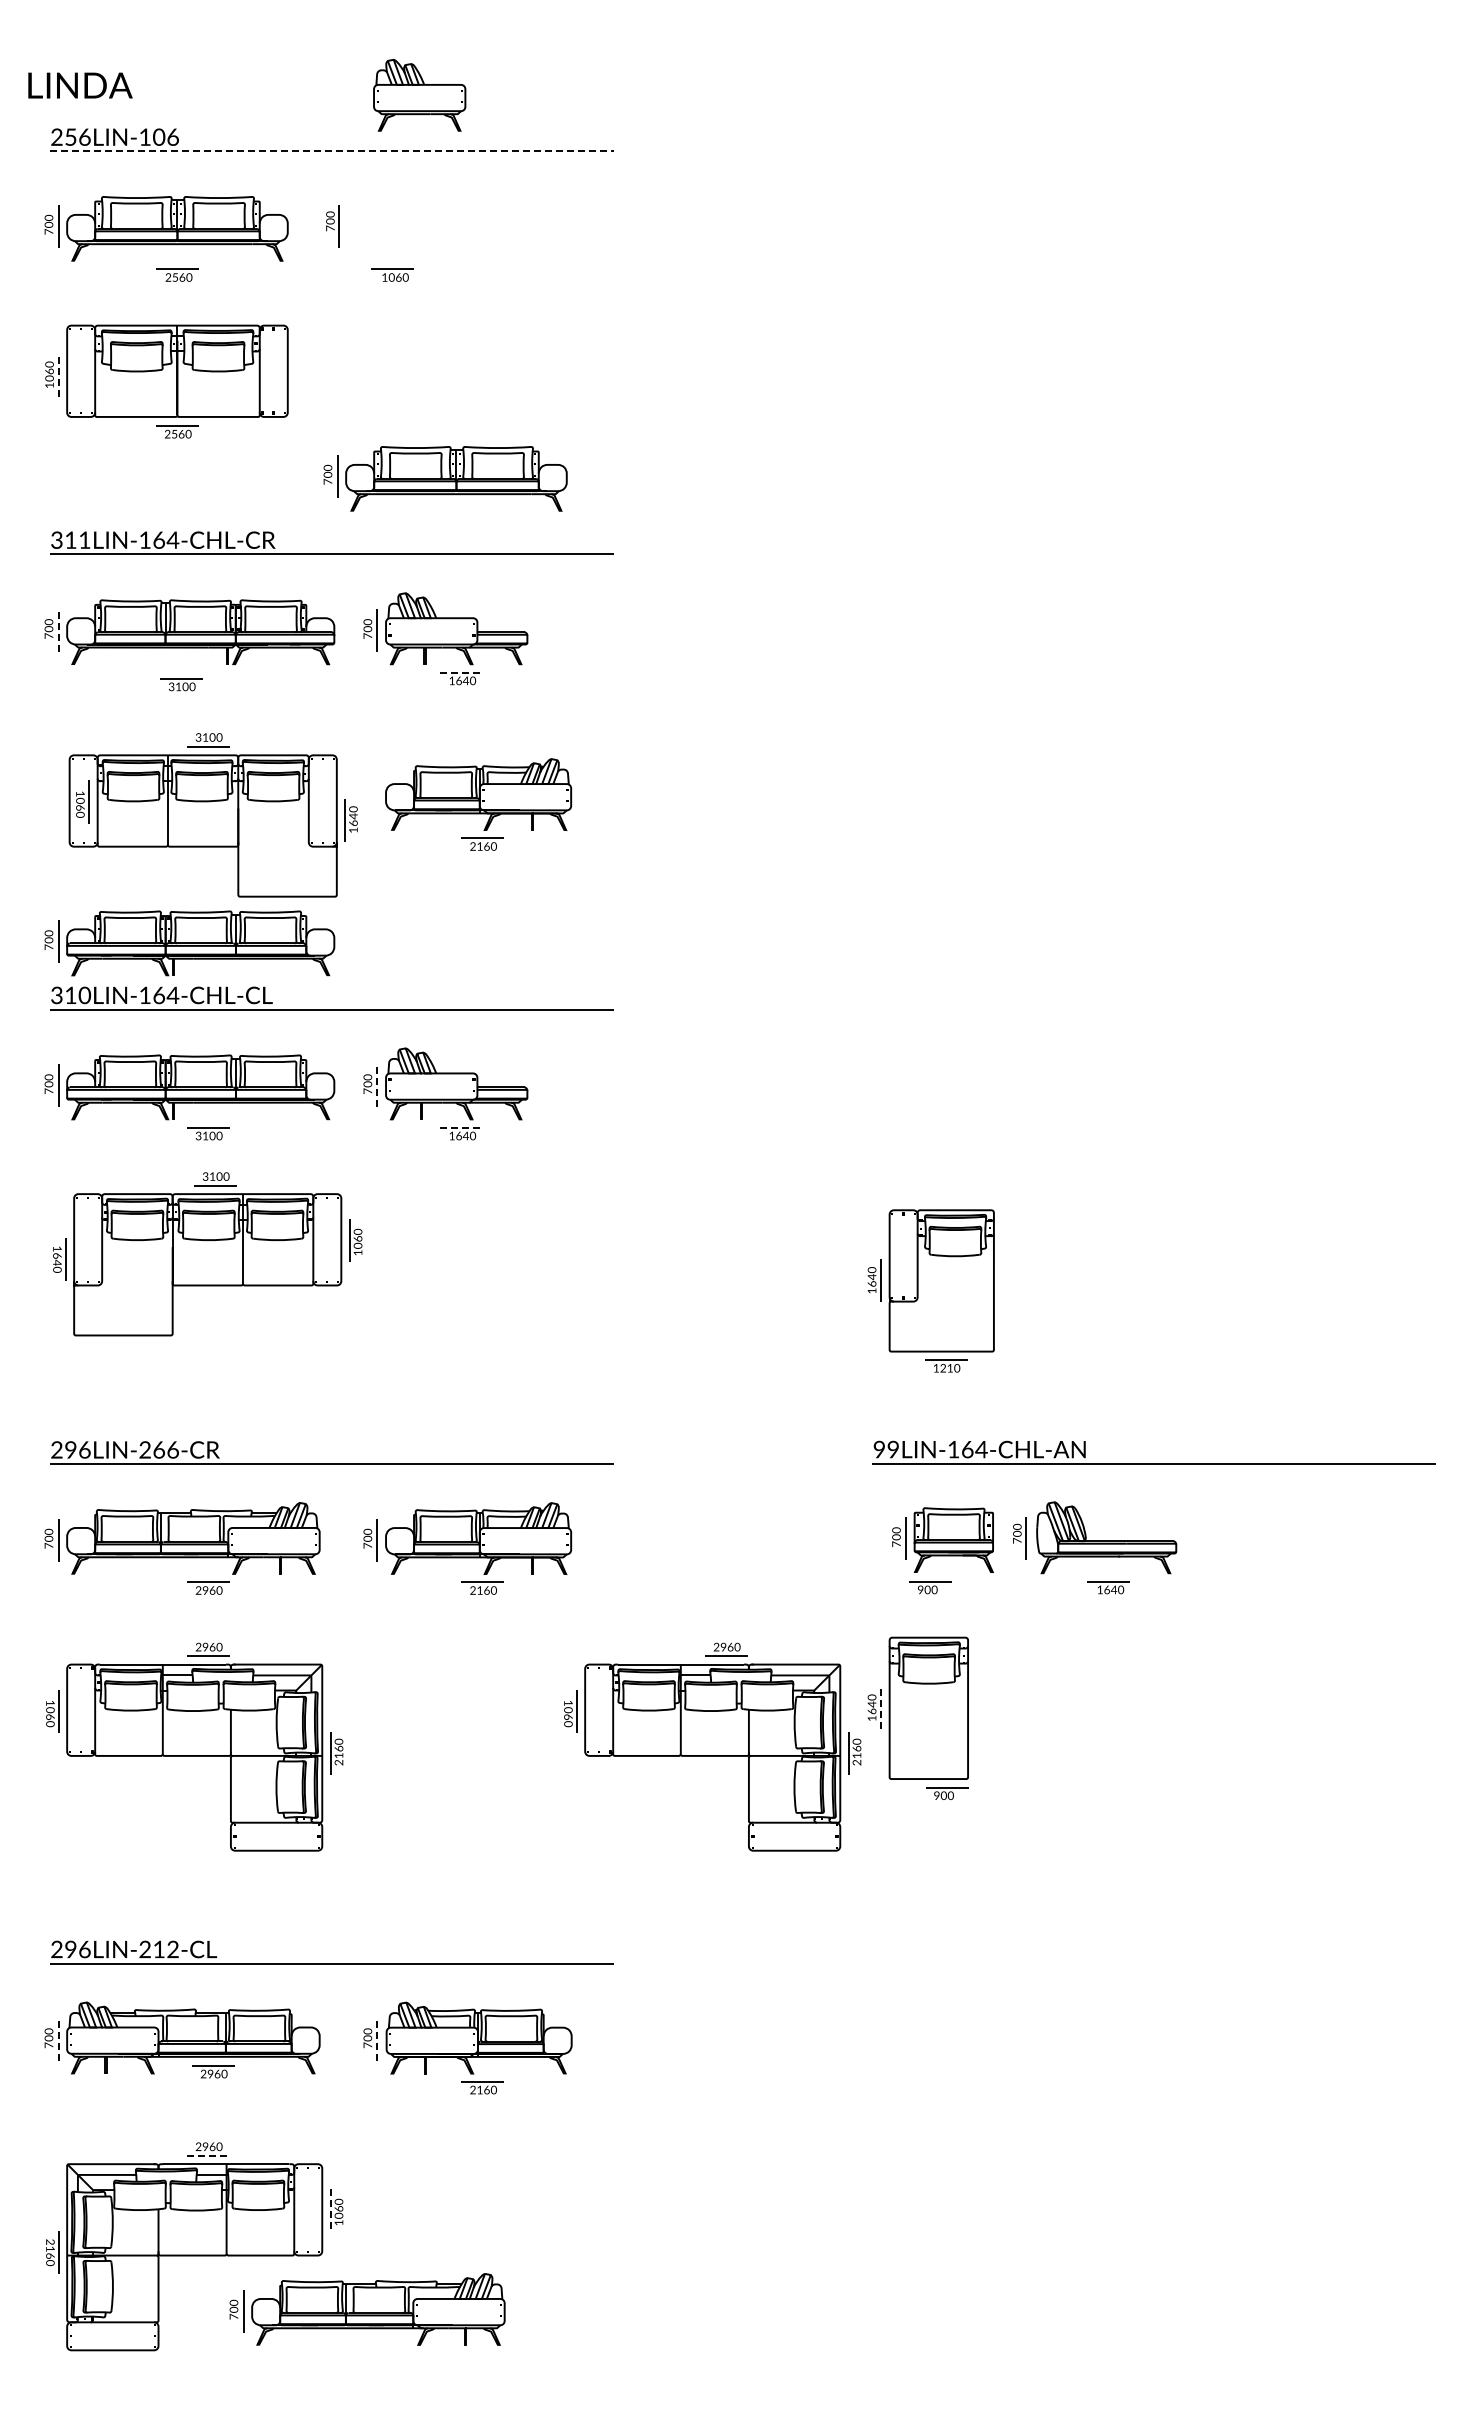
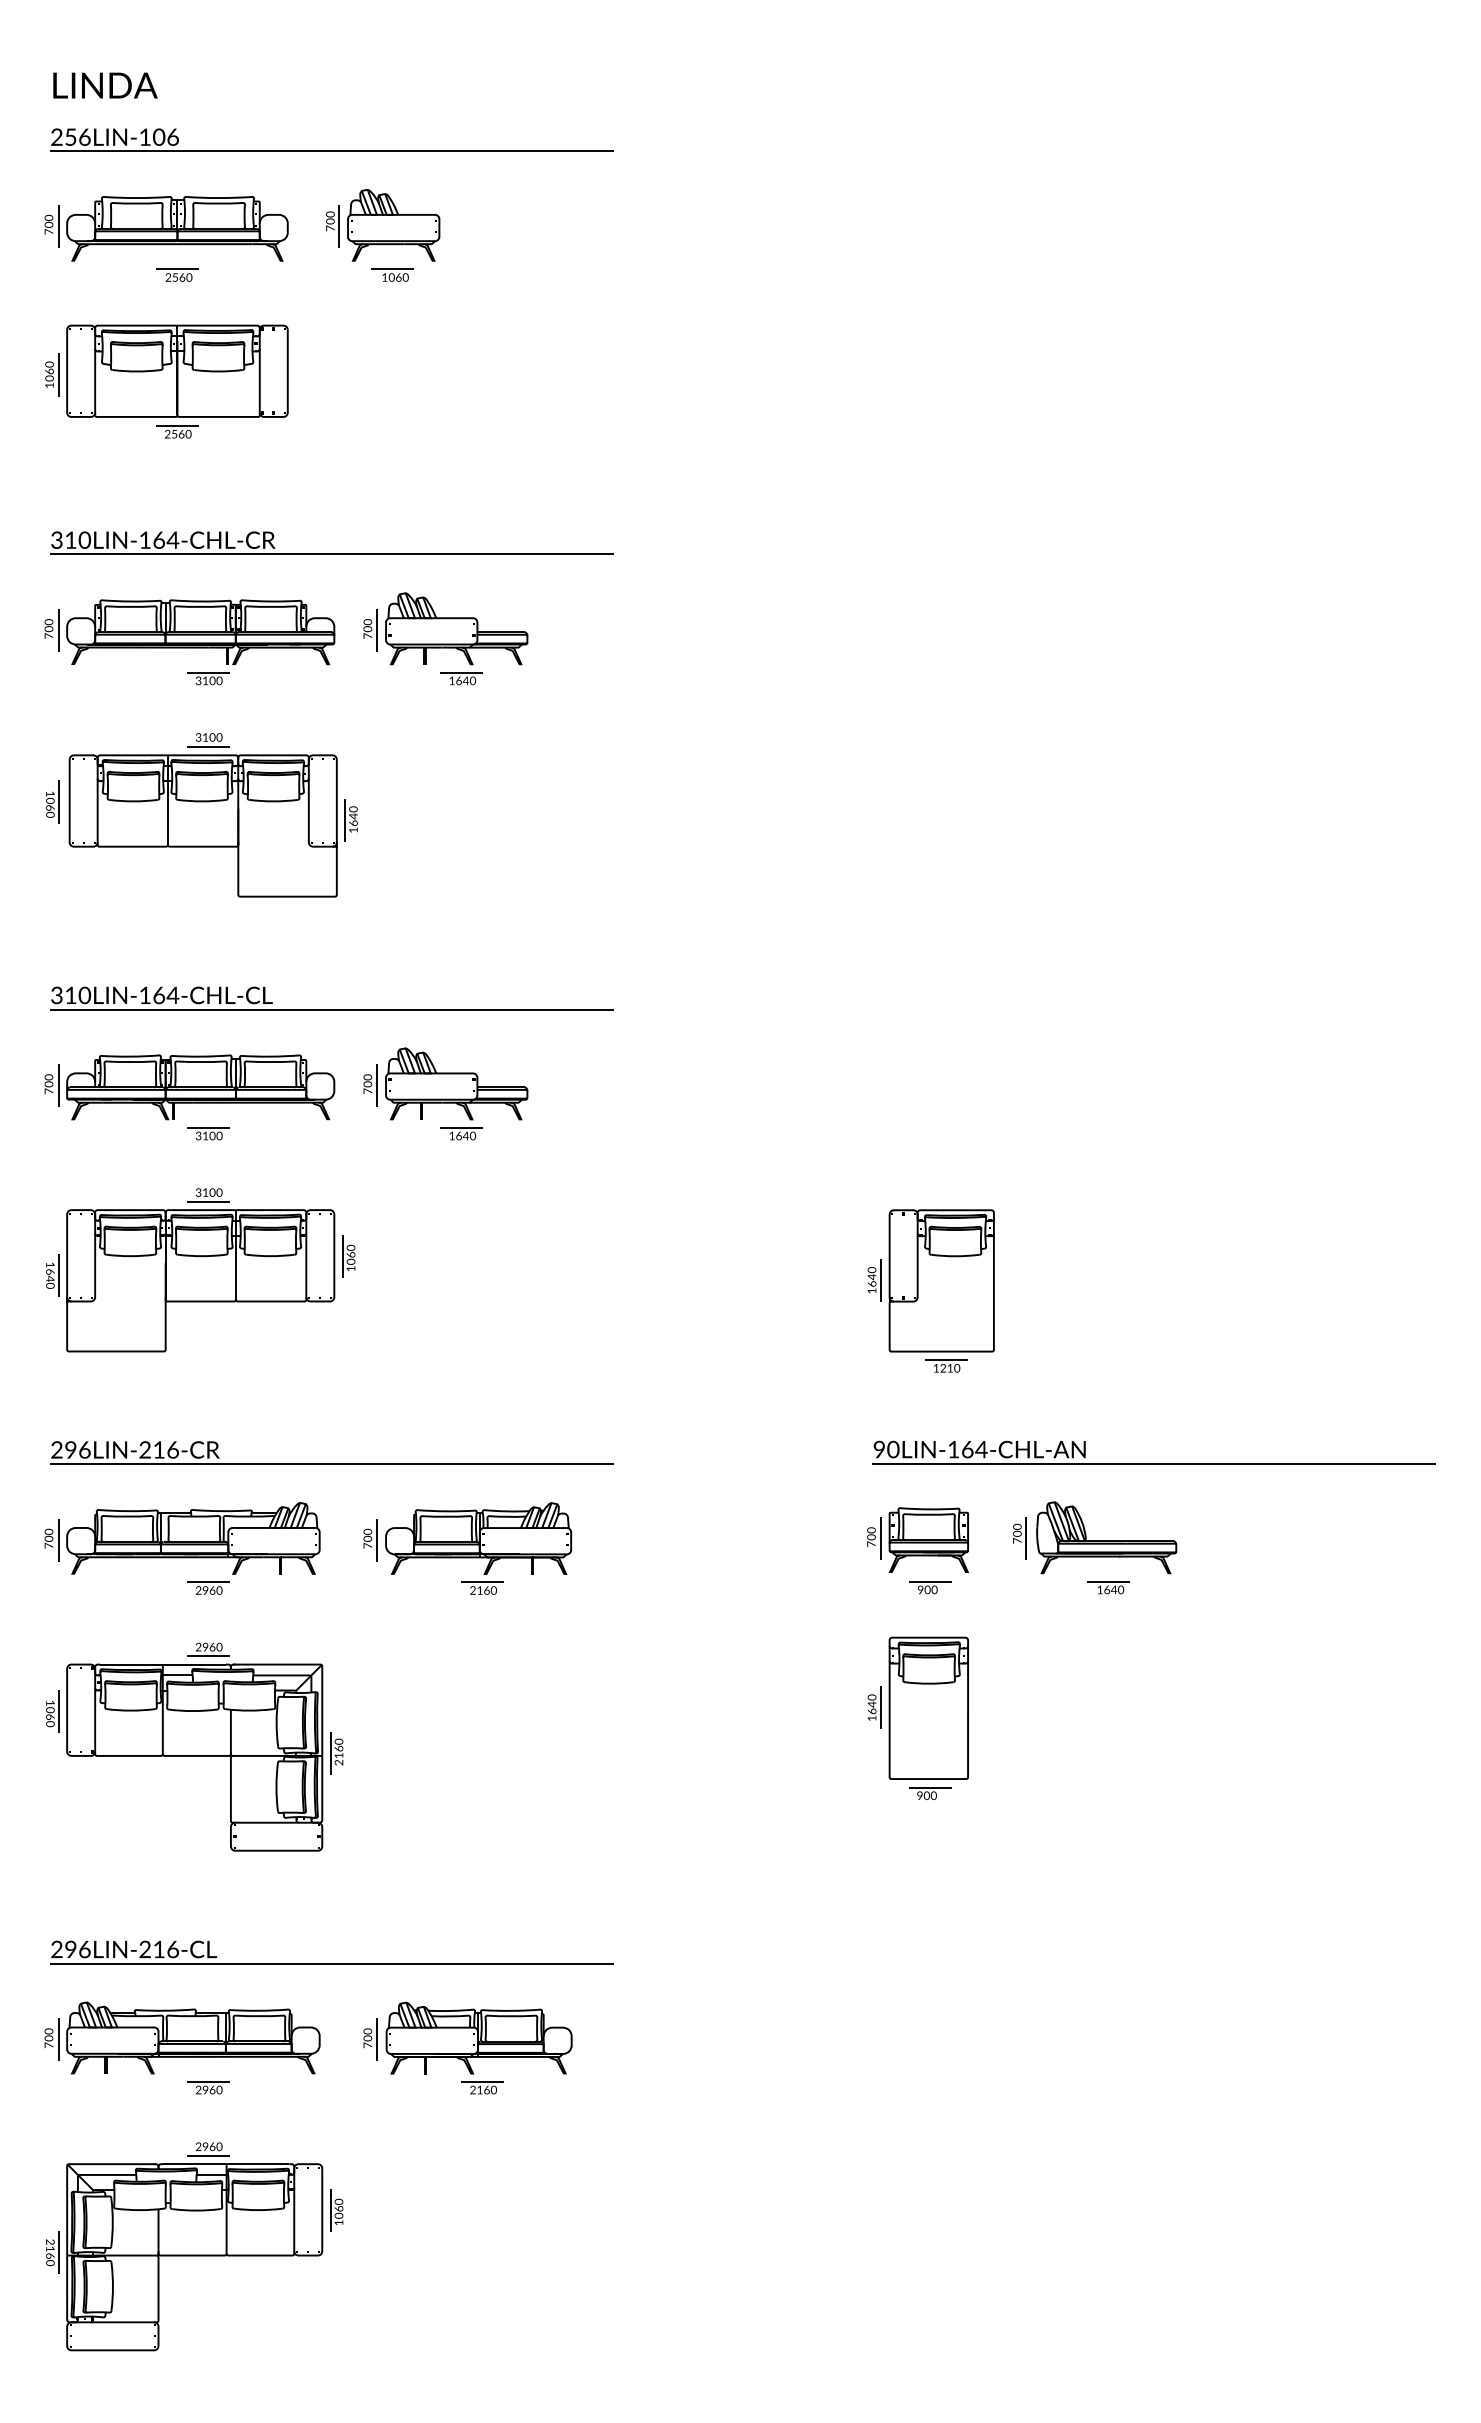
text position: (80, 85) -> (105, 85) (105, 85)
part position: (419, 95) -> (393, 225) (393, 225)
line: dashed -> solid (331, 151)
line: dashed -> solid (58, 375)
part: present -> none (445, 478)
text: 311LIN-164-CHL-CR -> 310LIN-164-CHL-CR (84, 539)
line: dashed -> solid (58, 630)
line: dashed -> solid (461, 672)
part position: (181, 684) -> (208, 678) (208, 678)
part position: (82, 801) -> (52, 801) (52, 801)
part: present -> none (478, 804)
part: present -> none (189, 943)
line: dashed -> solid (377, 1085)
line: dashed -> solid (461, 1127)
part position: (207, 1254) -> (200, 1270) (200, 1270)
text: 296LIN-266-CR -> 296LIN-216-CR (158, 1449)
text: 99LIN-164-CHL-AN -> 90LIN-164-CHL-AN (893, 1450)
part position: (942, 1539) -> (917, 1539) (917, 1539)
line: dashed -> solid (881, 1707)
part: present -> none (712, 1746)
part position: (947, 1793) -> (930, 1793) (930, 1793)
text: 296LIN-212-CL -> 296LIN-216-CL (172, 1949)
line: dashed -> solid (58, 2039)
line: dashed -> solid (377, 2039)
part position: (213, 2071) -> (208, 2087) (208, 2087)
line: dashed -> solid (208, 2155)
line: dashed -> solid (330, 2210)
part: present -> none (367, 2309)
